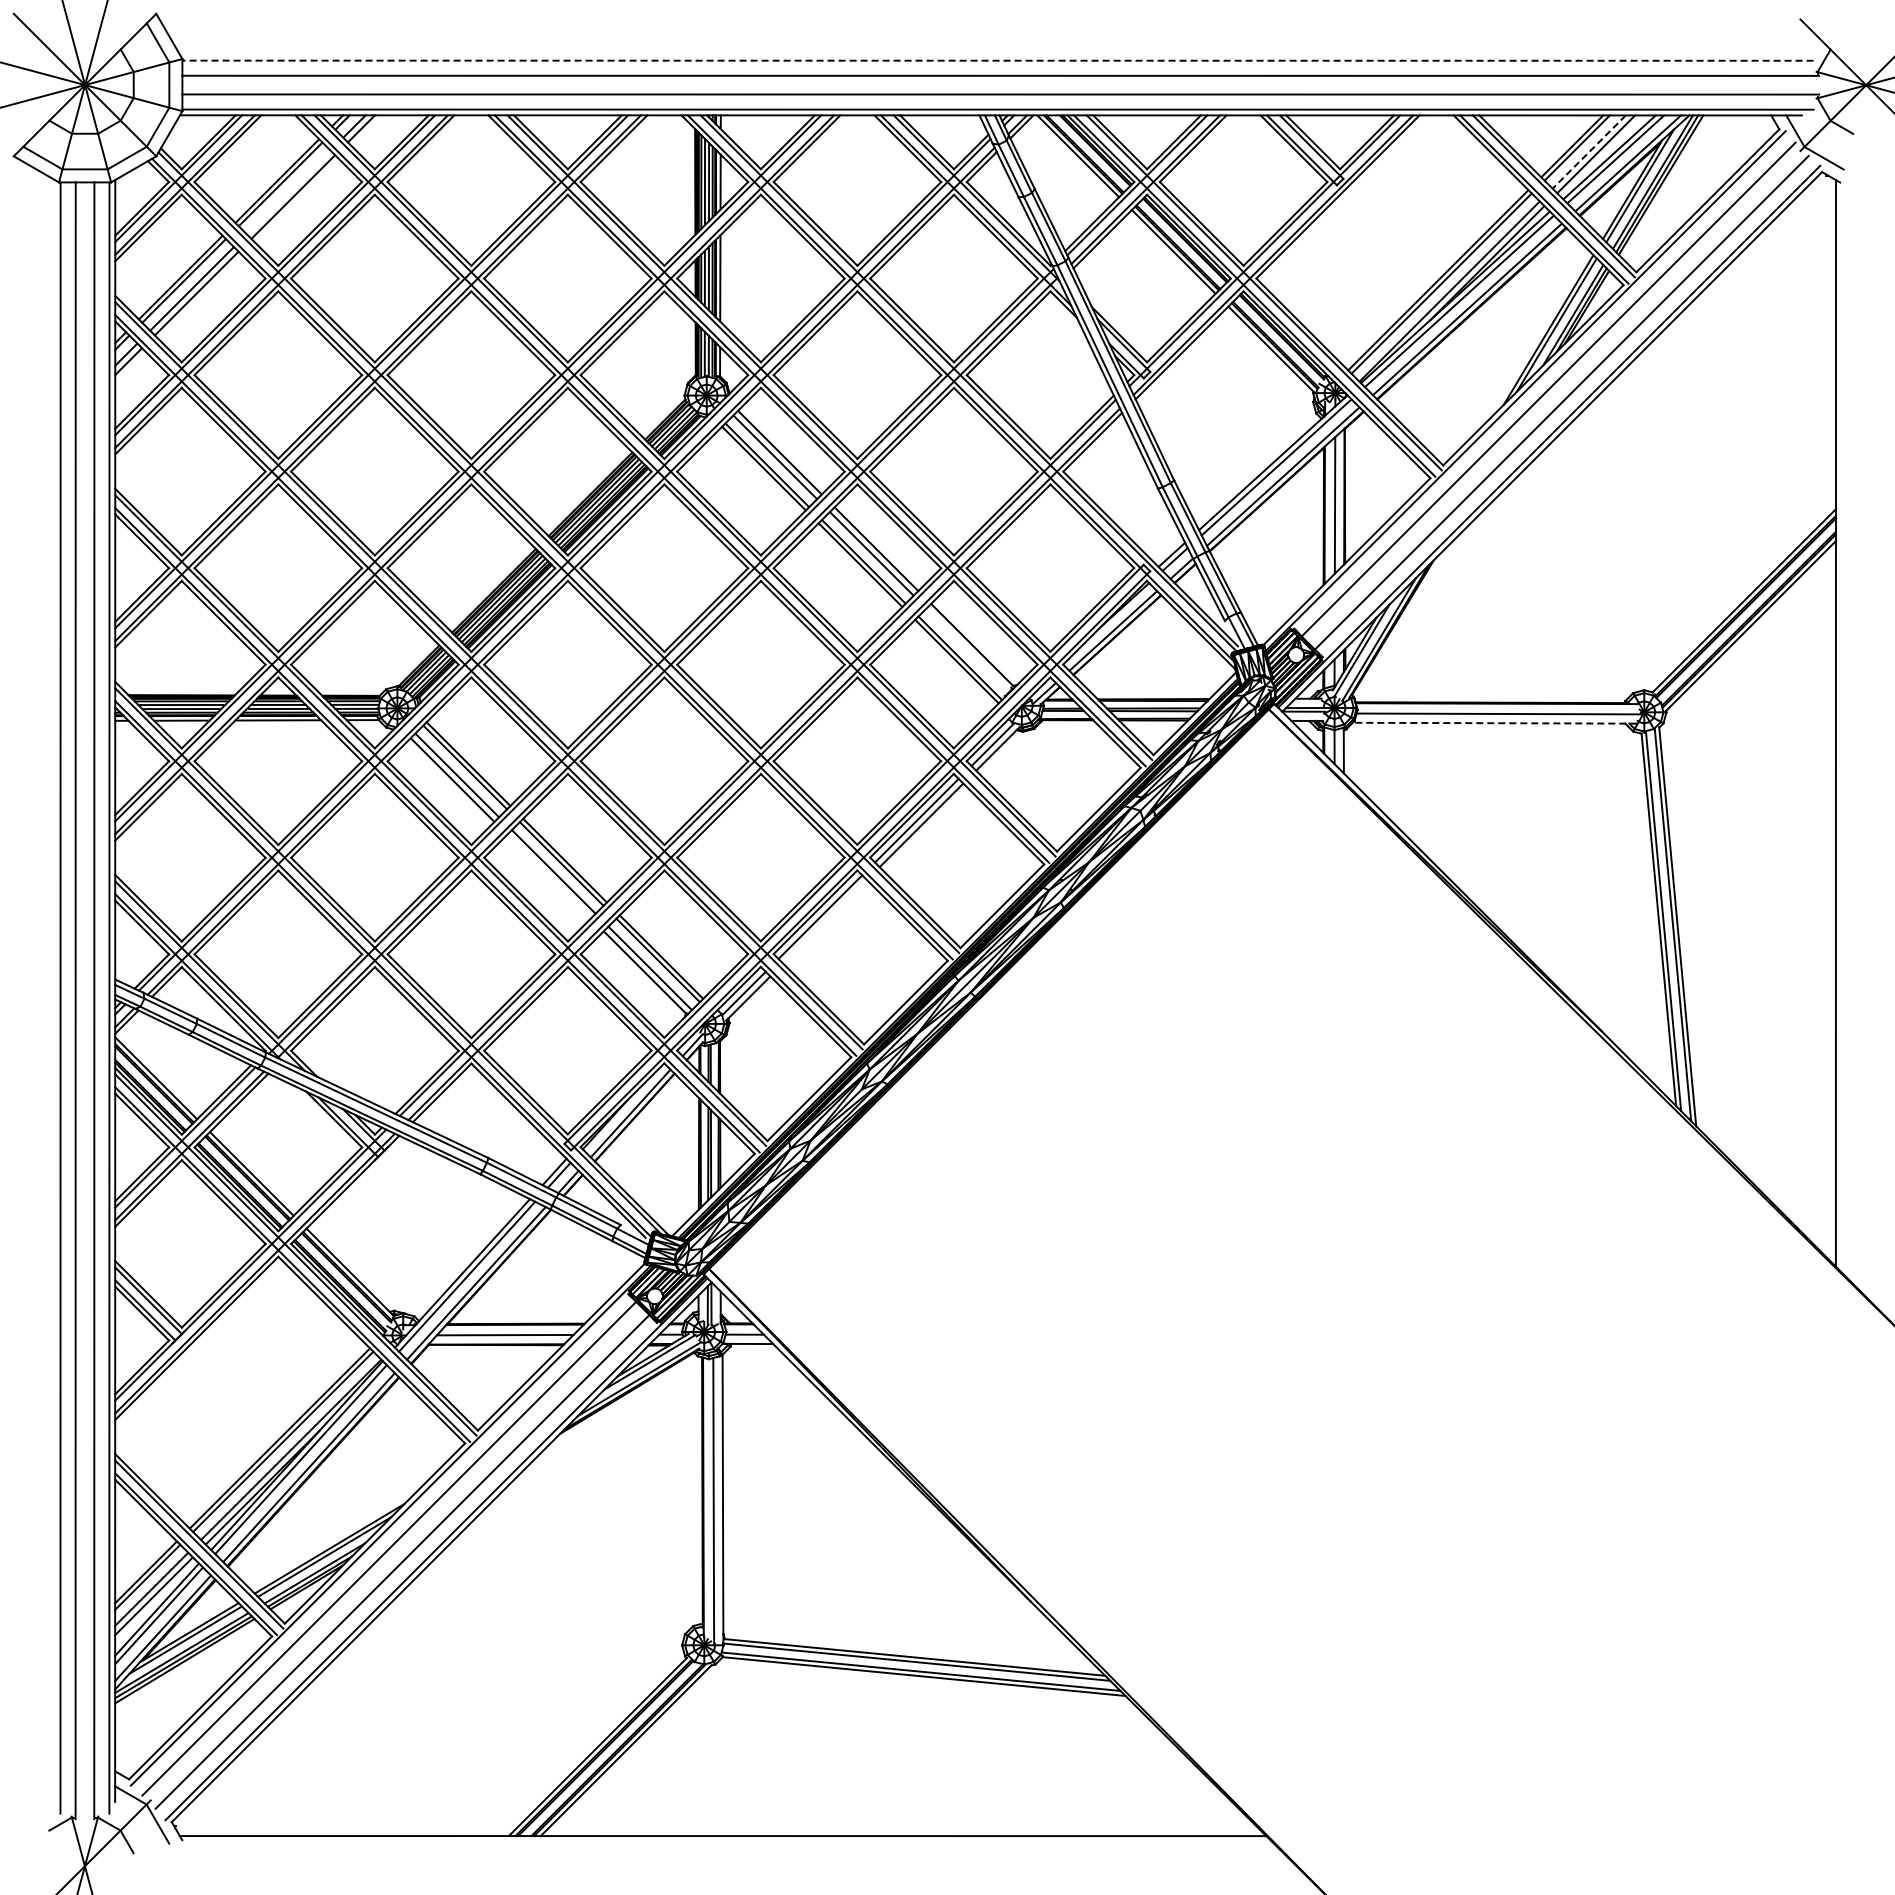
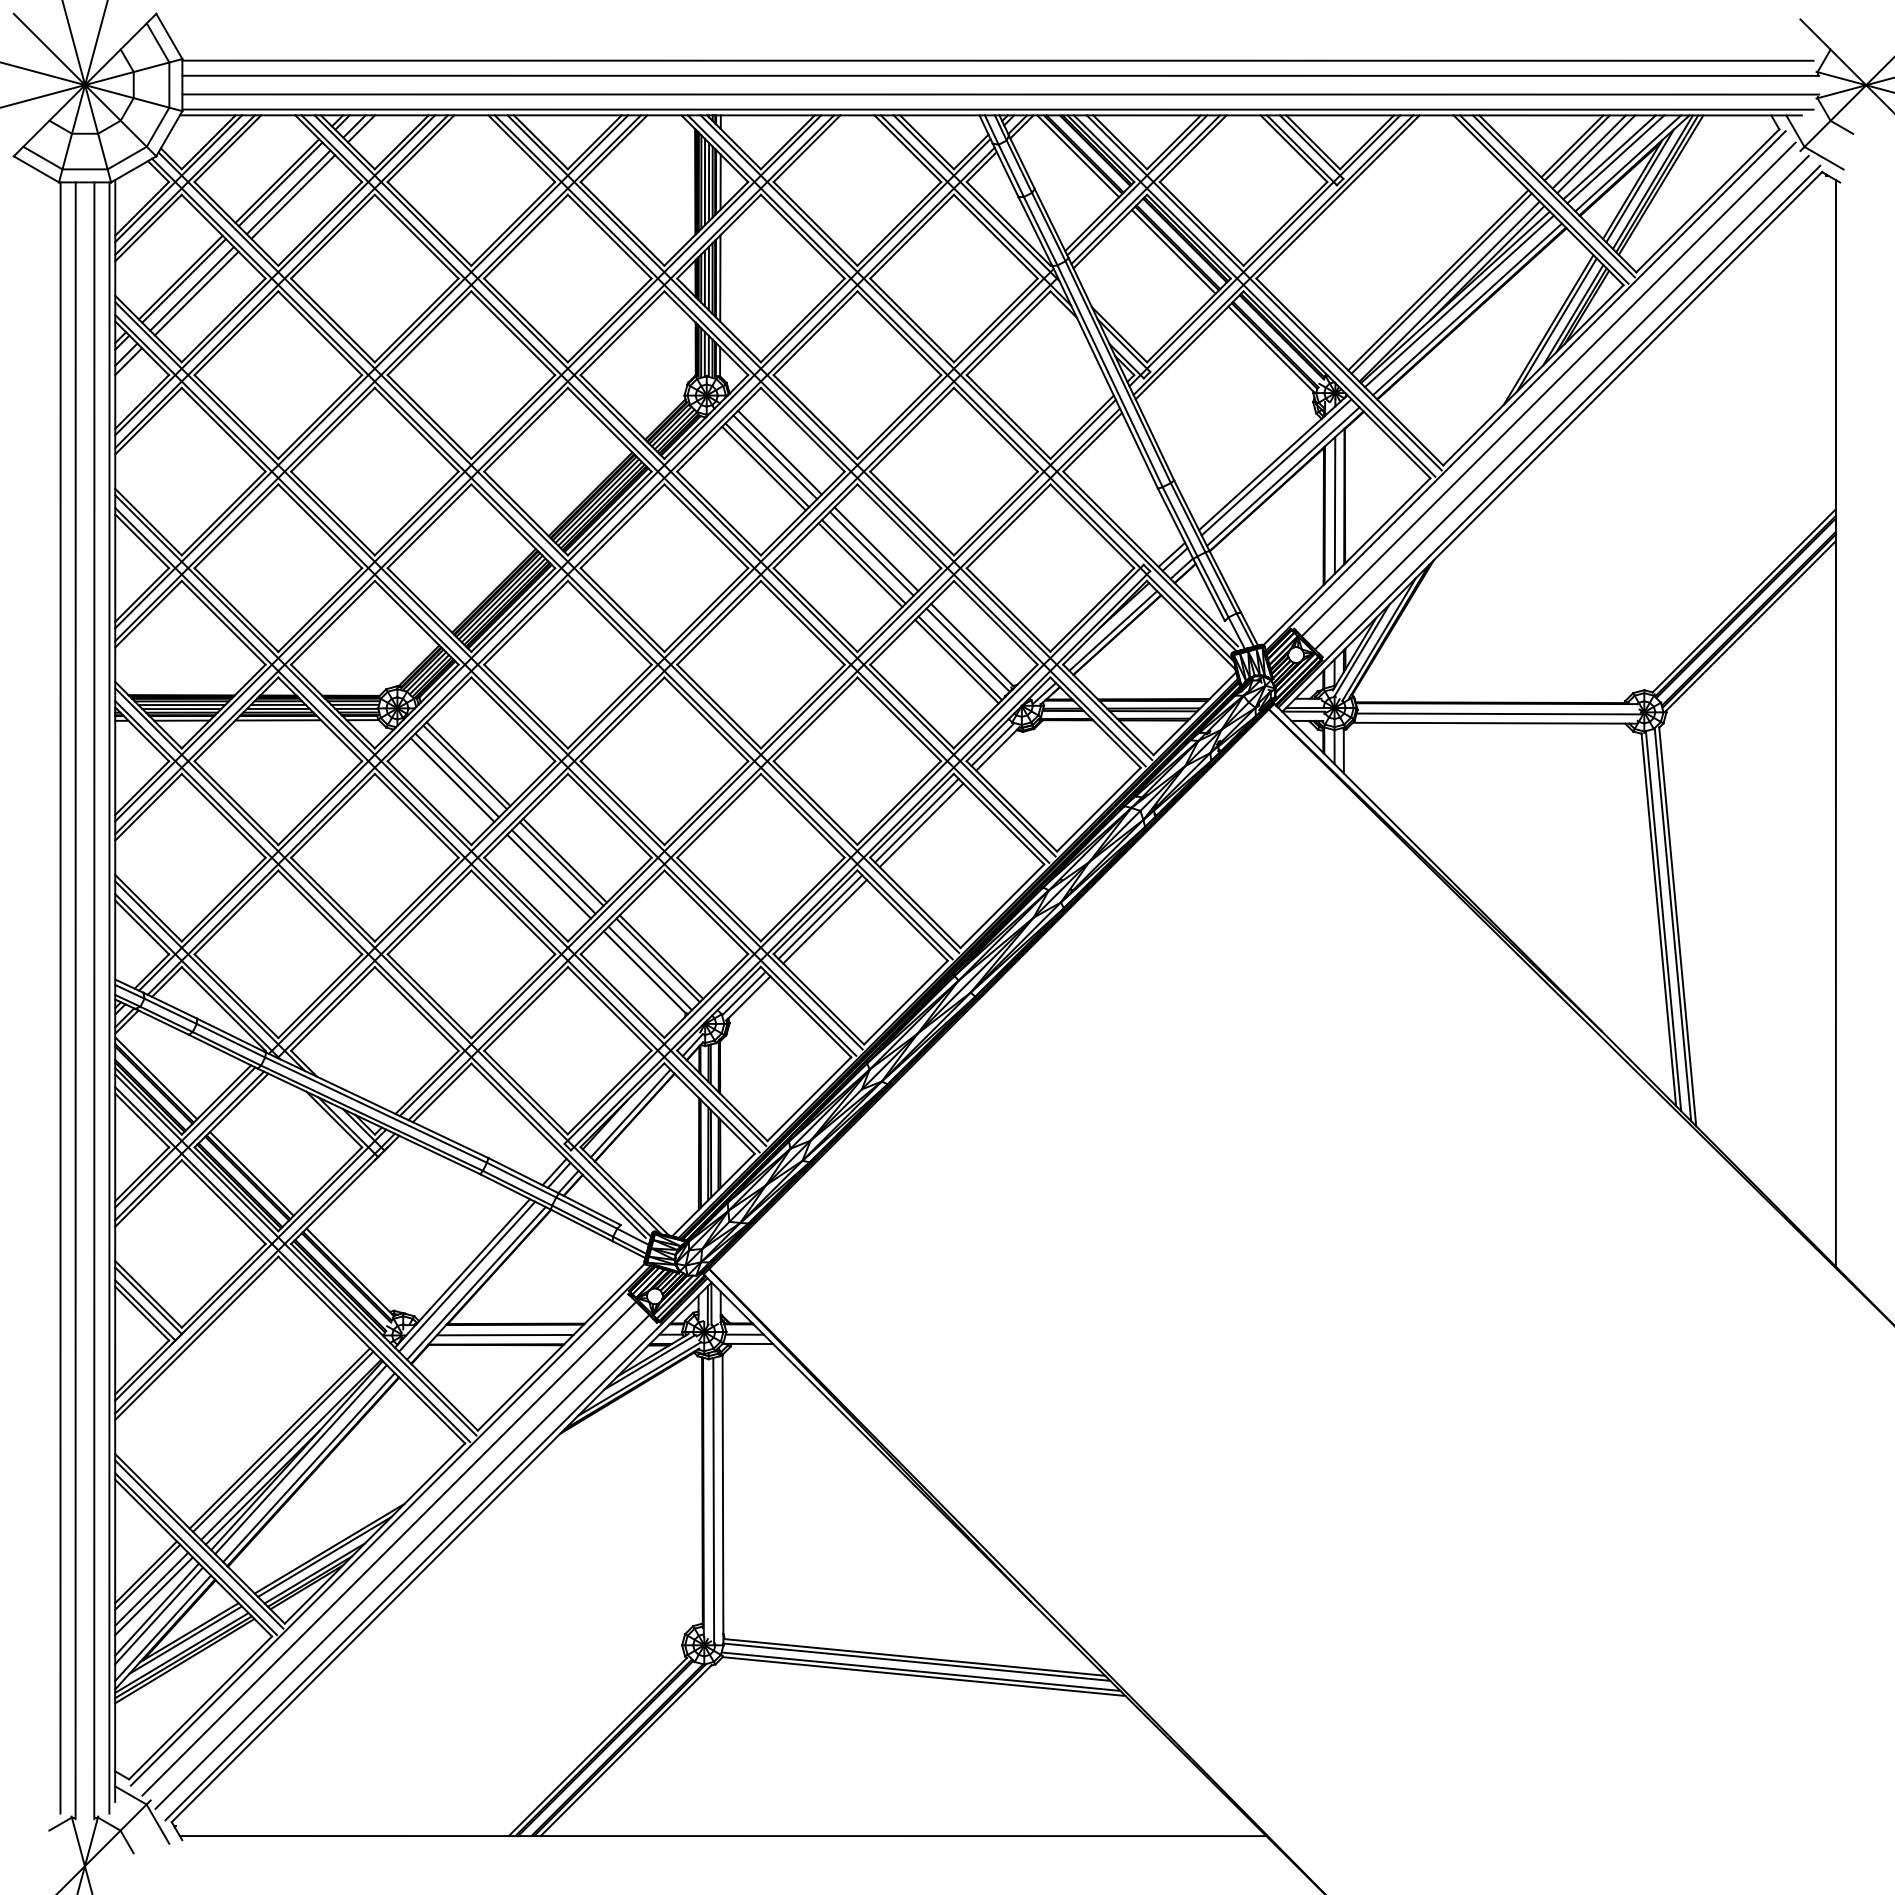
line: dashed -> solid (997, 60)
line: dashed -> solid (1589, 152)
line: none -> present (288, 192)
line: none -> present (967, 649)
line: dashed -> solid (1494, 723)
line: none -> present (548, 876)
line: none -> present (824, 921)
